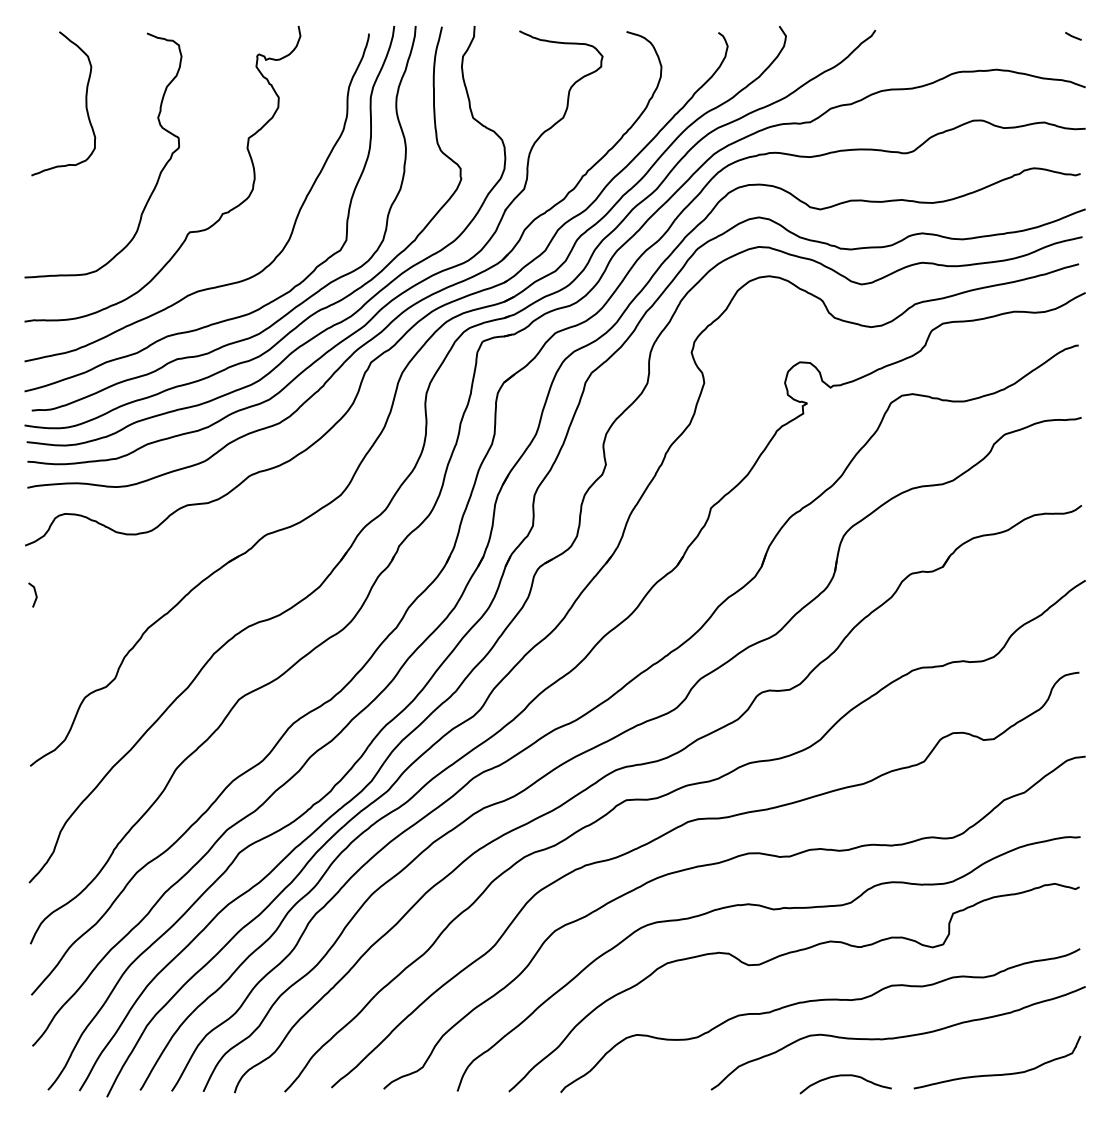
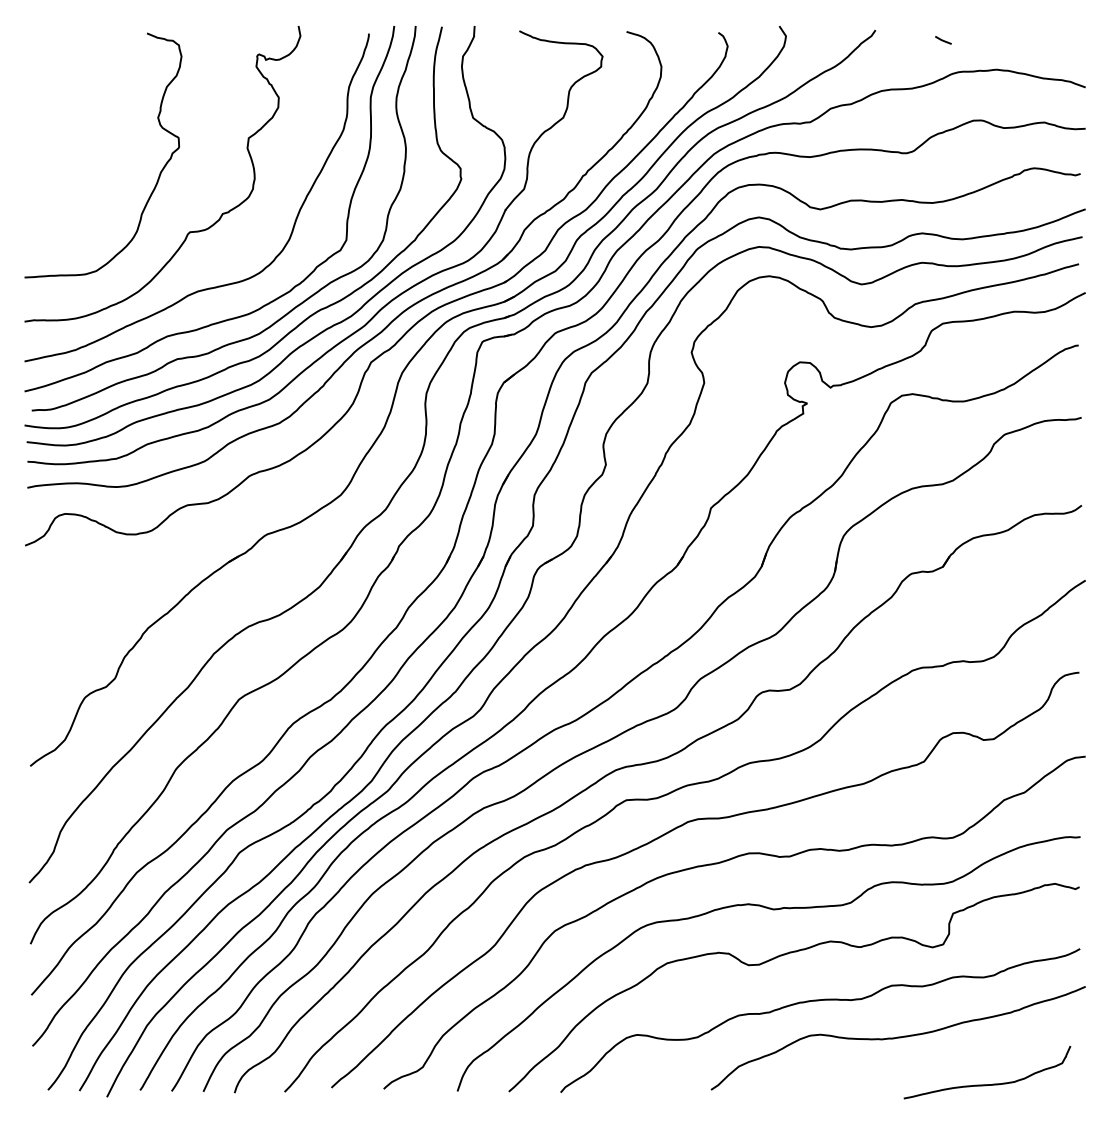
line position: (1073, 36) -> (943, 40) (943, 40)
curve: present -> none (85, 103)
line: present -> none (34, 593)
curve position: (997, 1074) -> (987, 1084) (987, 1084)
curve: present -> none (845, 1076)
